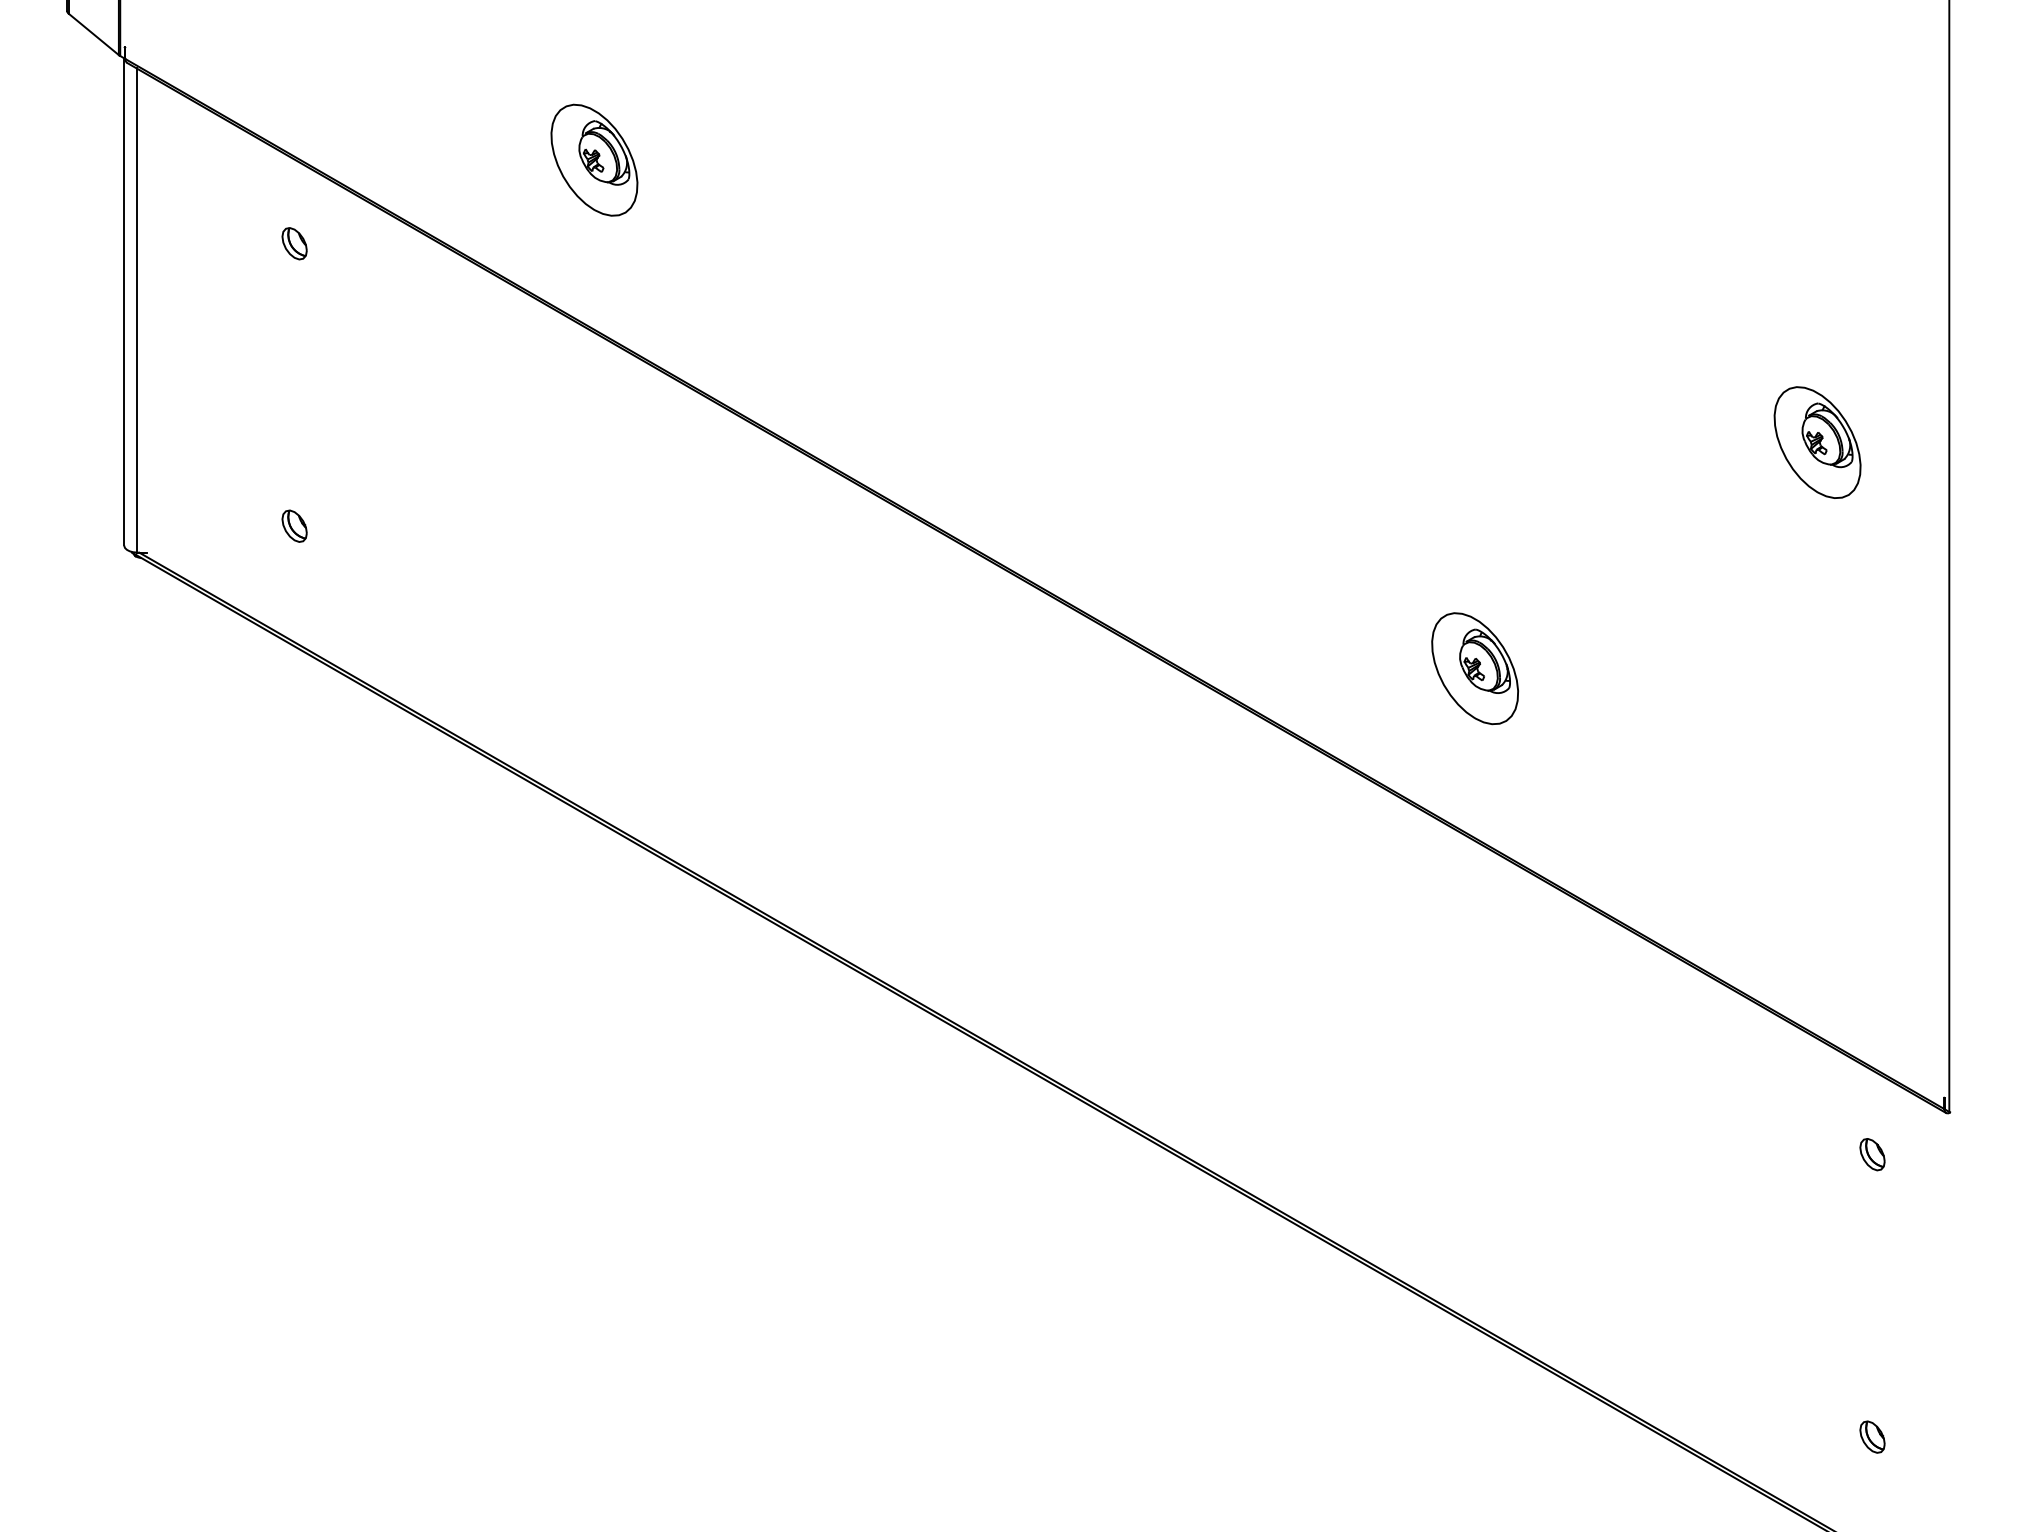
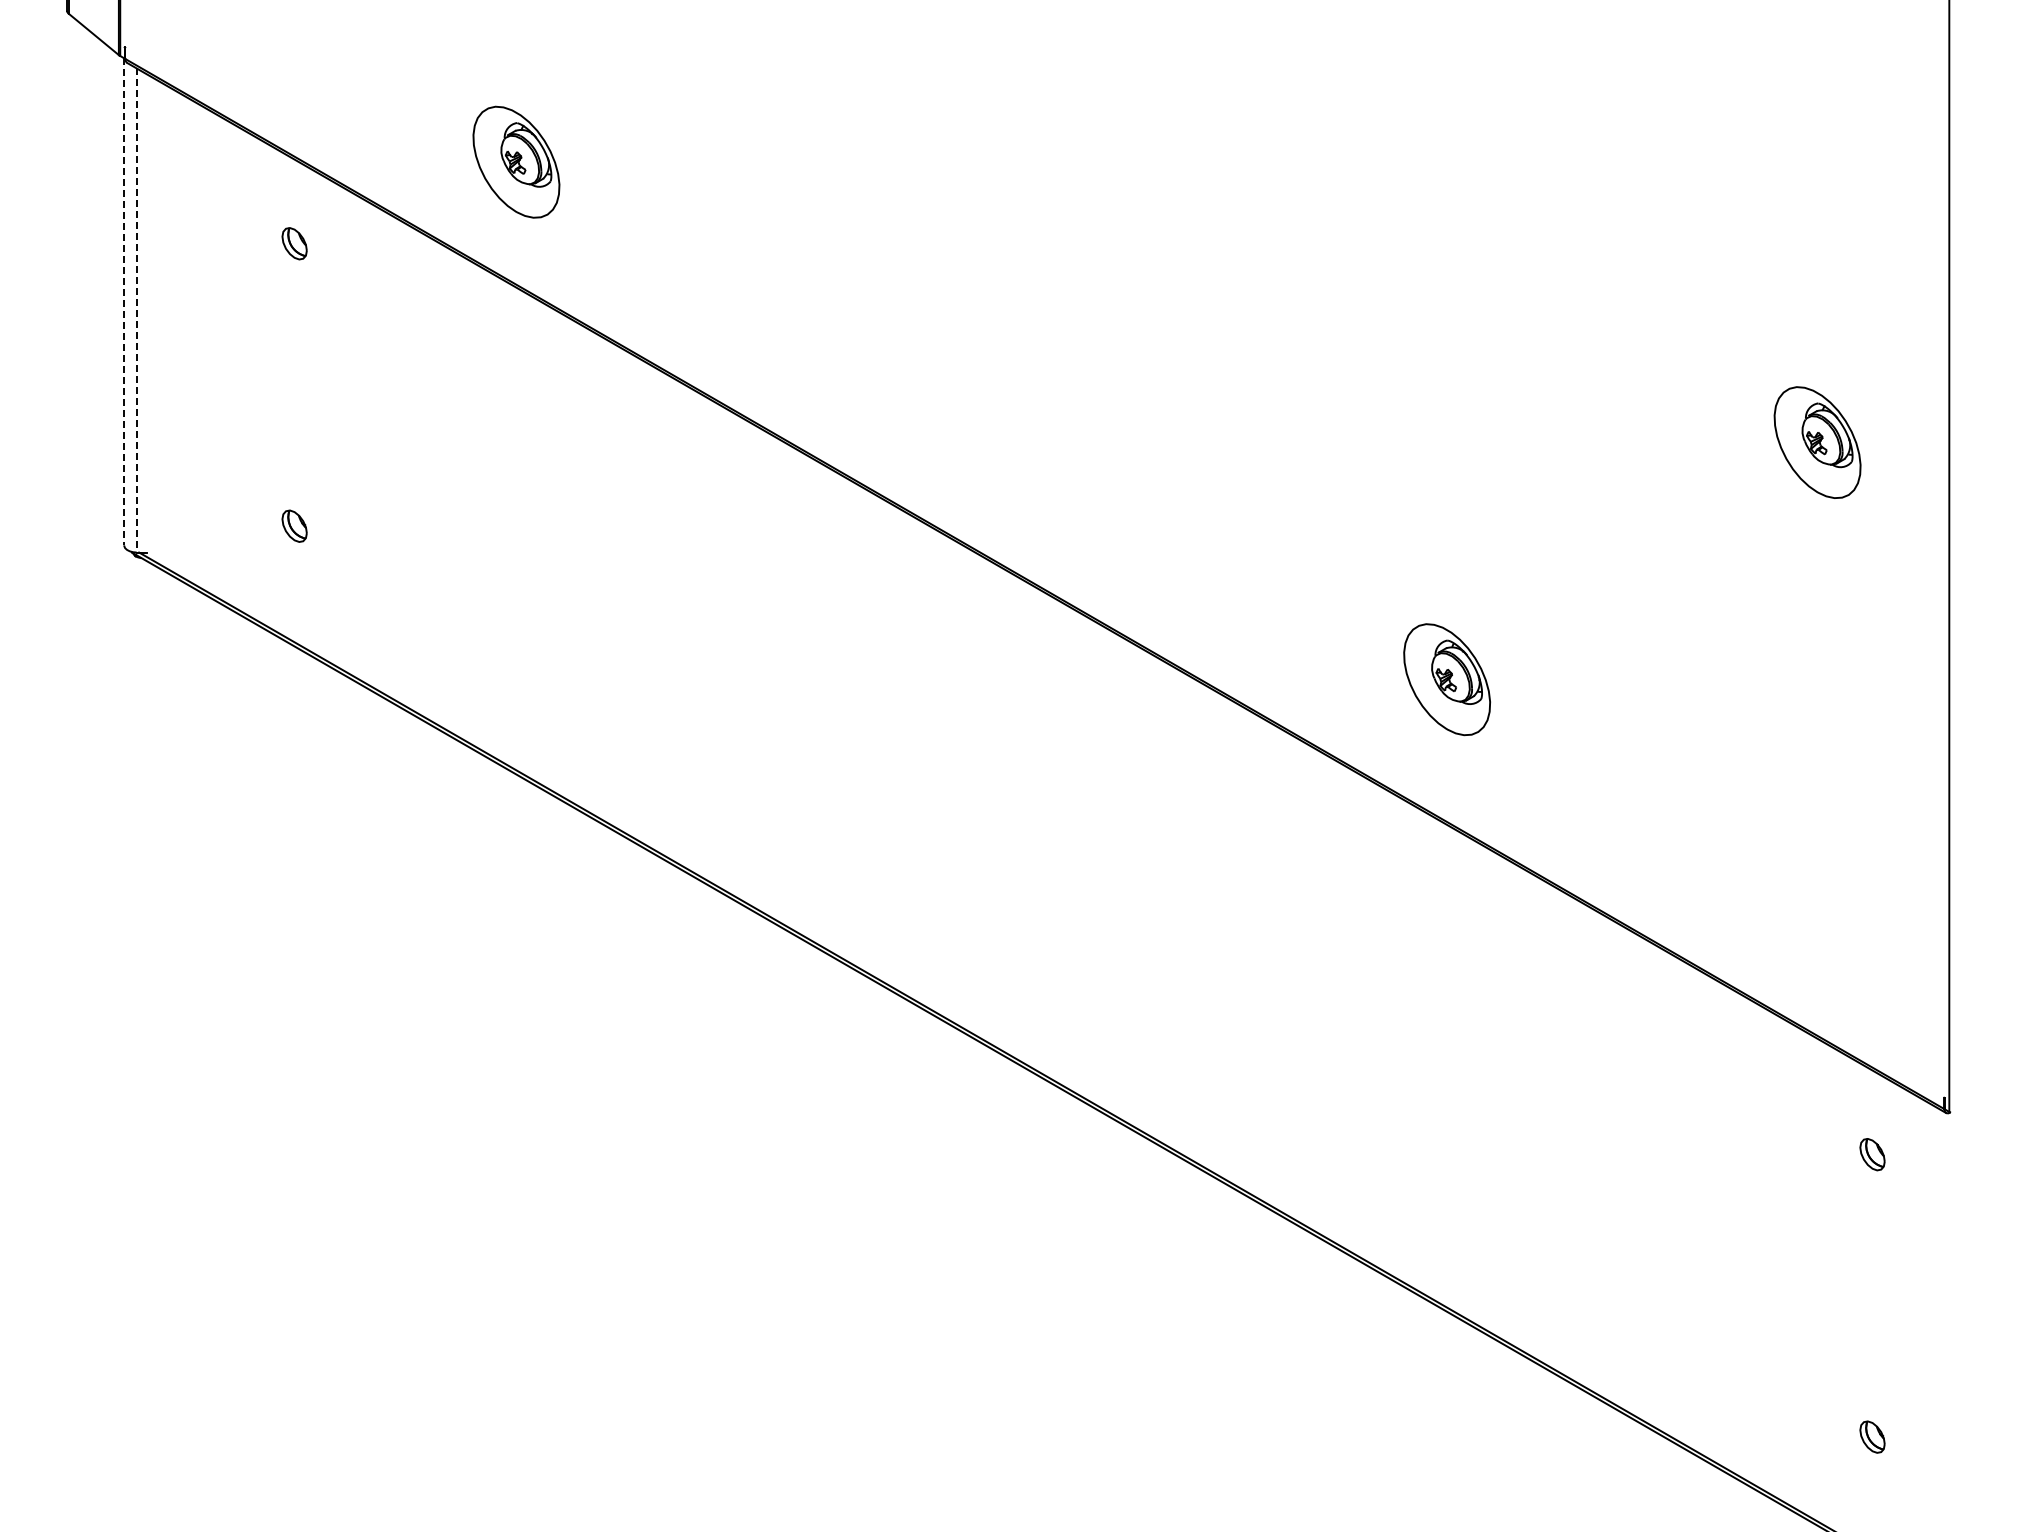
part position: (594, 159) -> (516, 161) (516, 161)
line: solid -> dashed (124, 301)
line: solid -> dashed (136, 310)
part position: (1474, 668) -> (1446, 679) (1446, 679)
